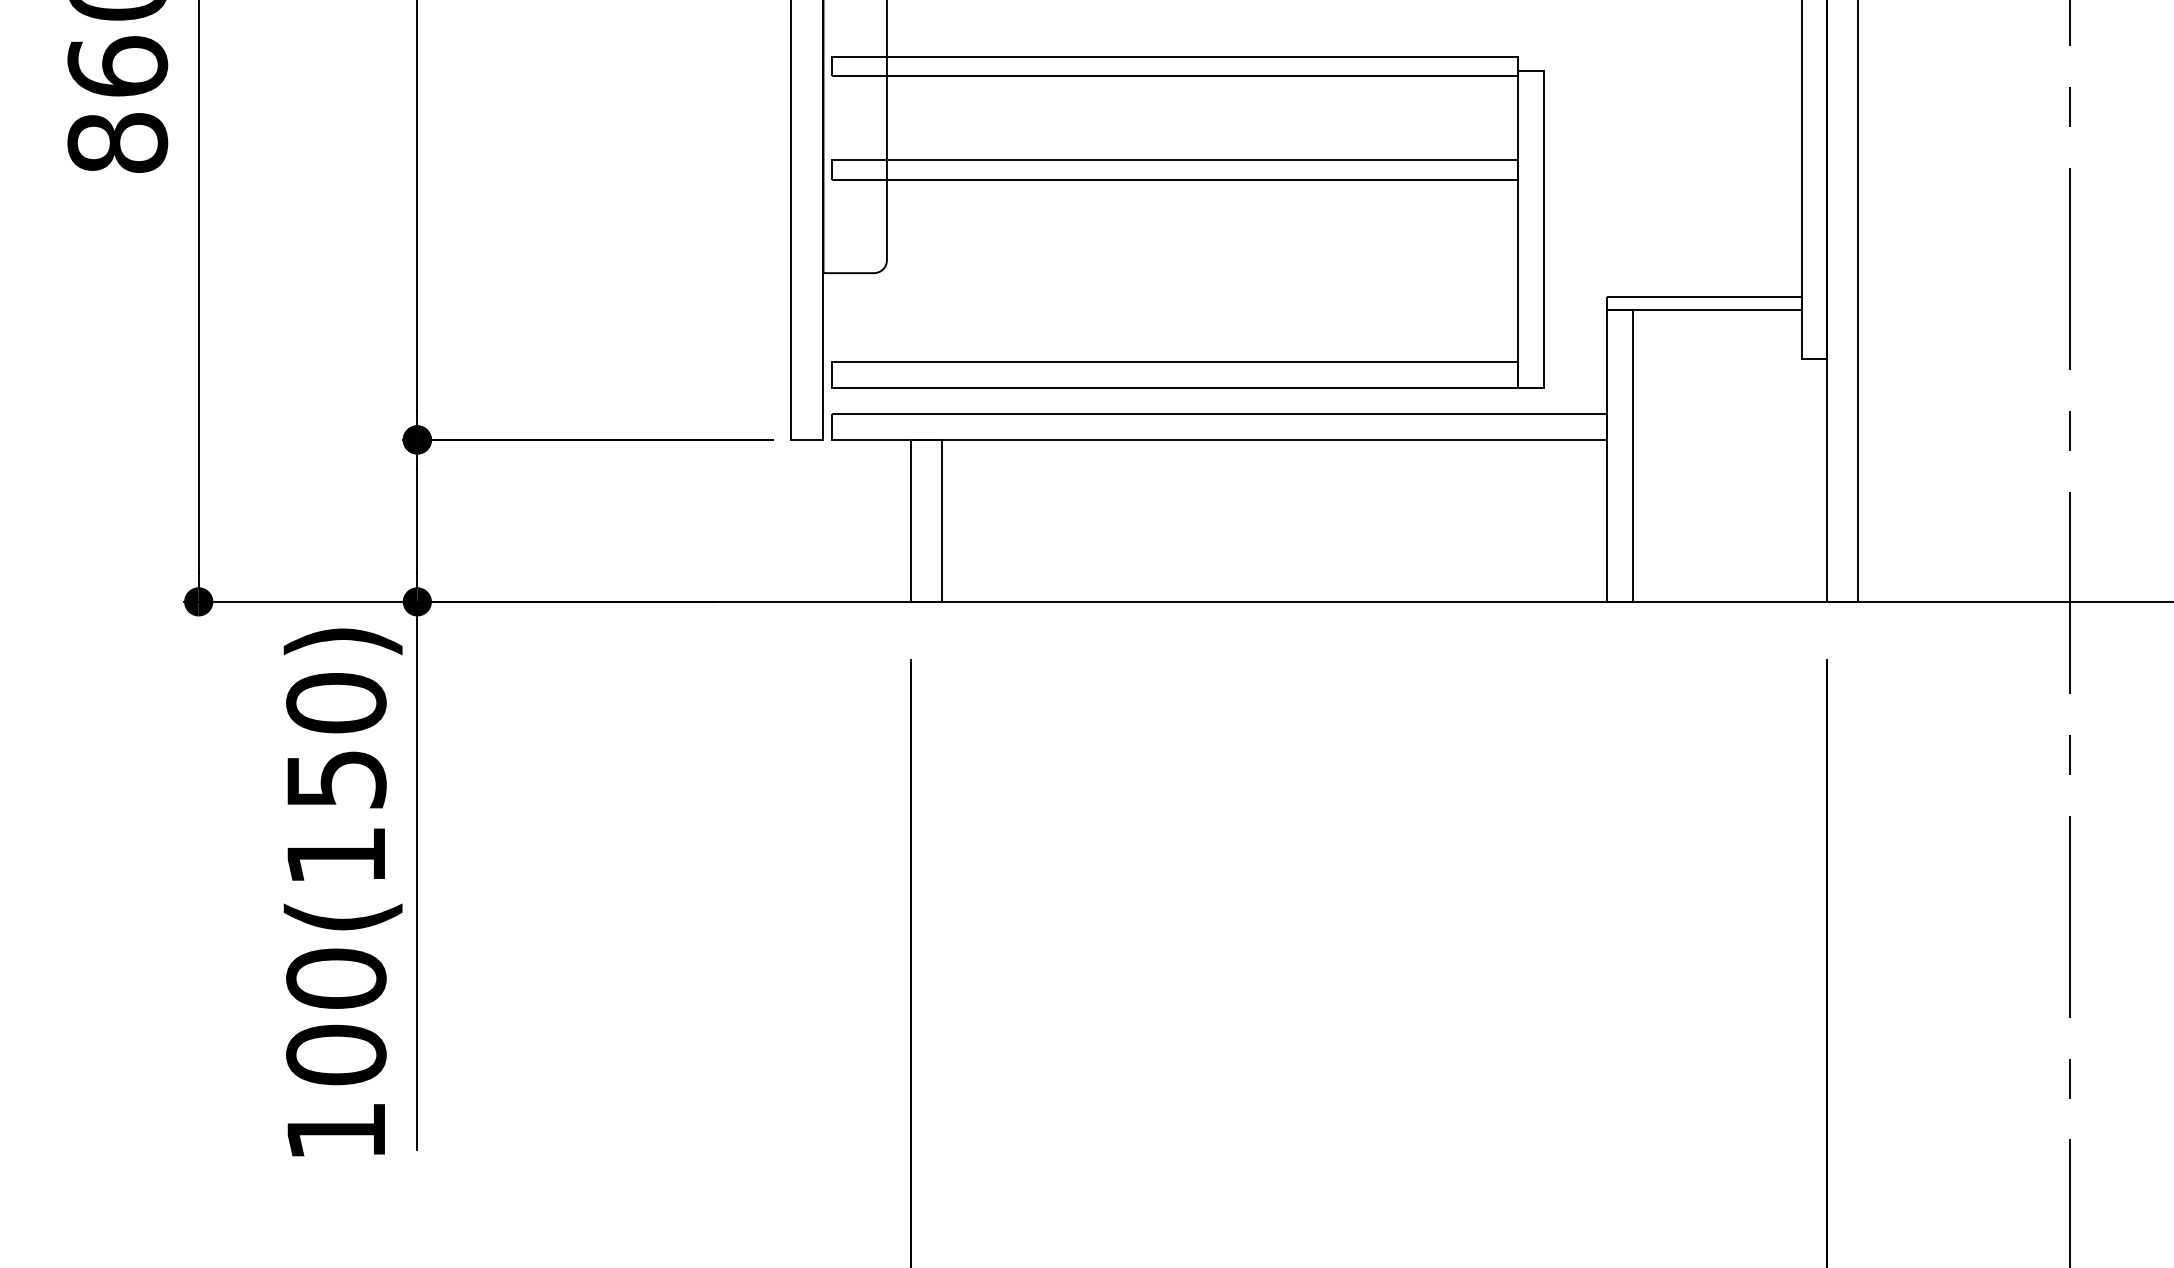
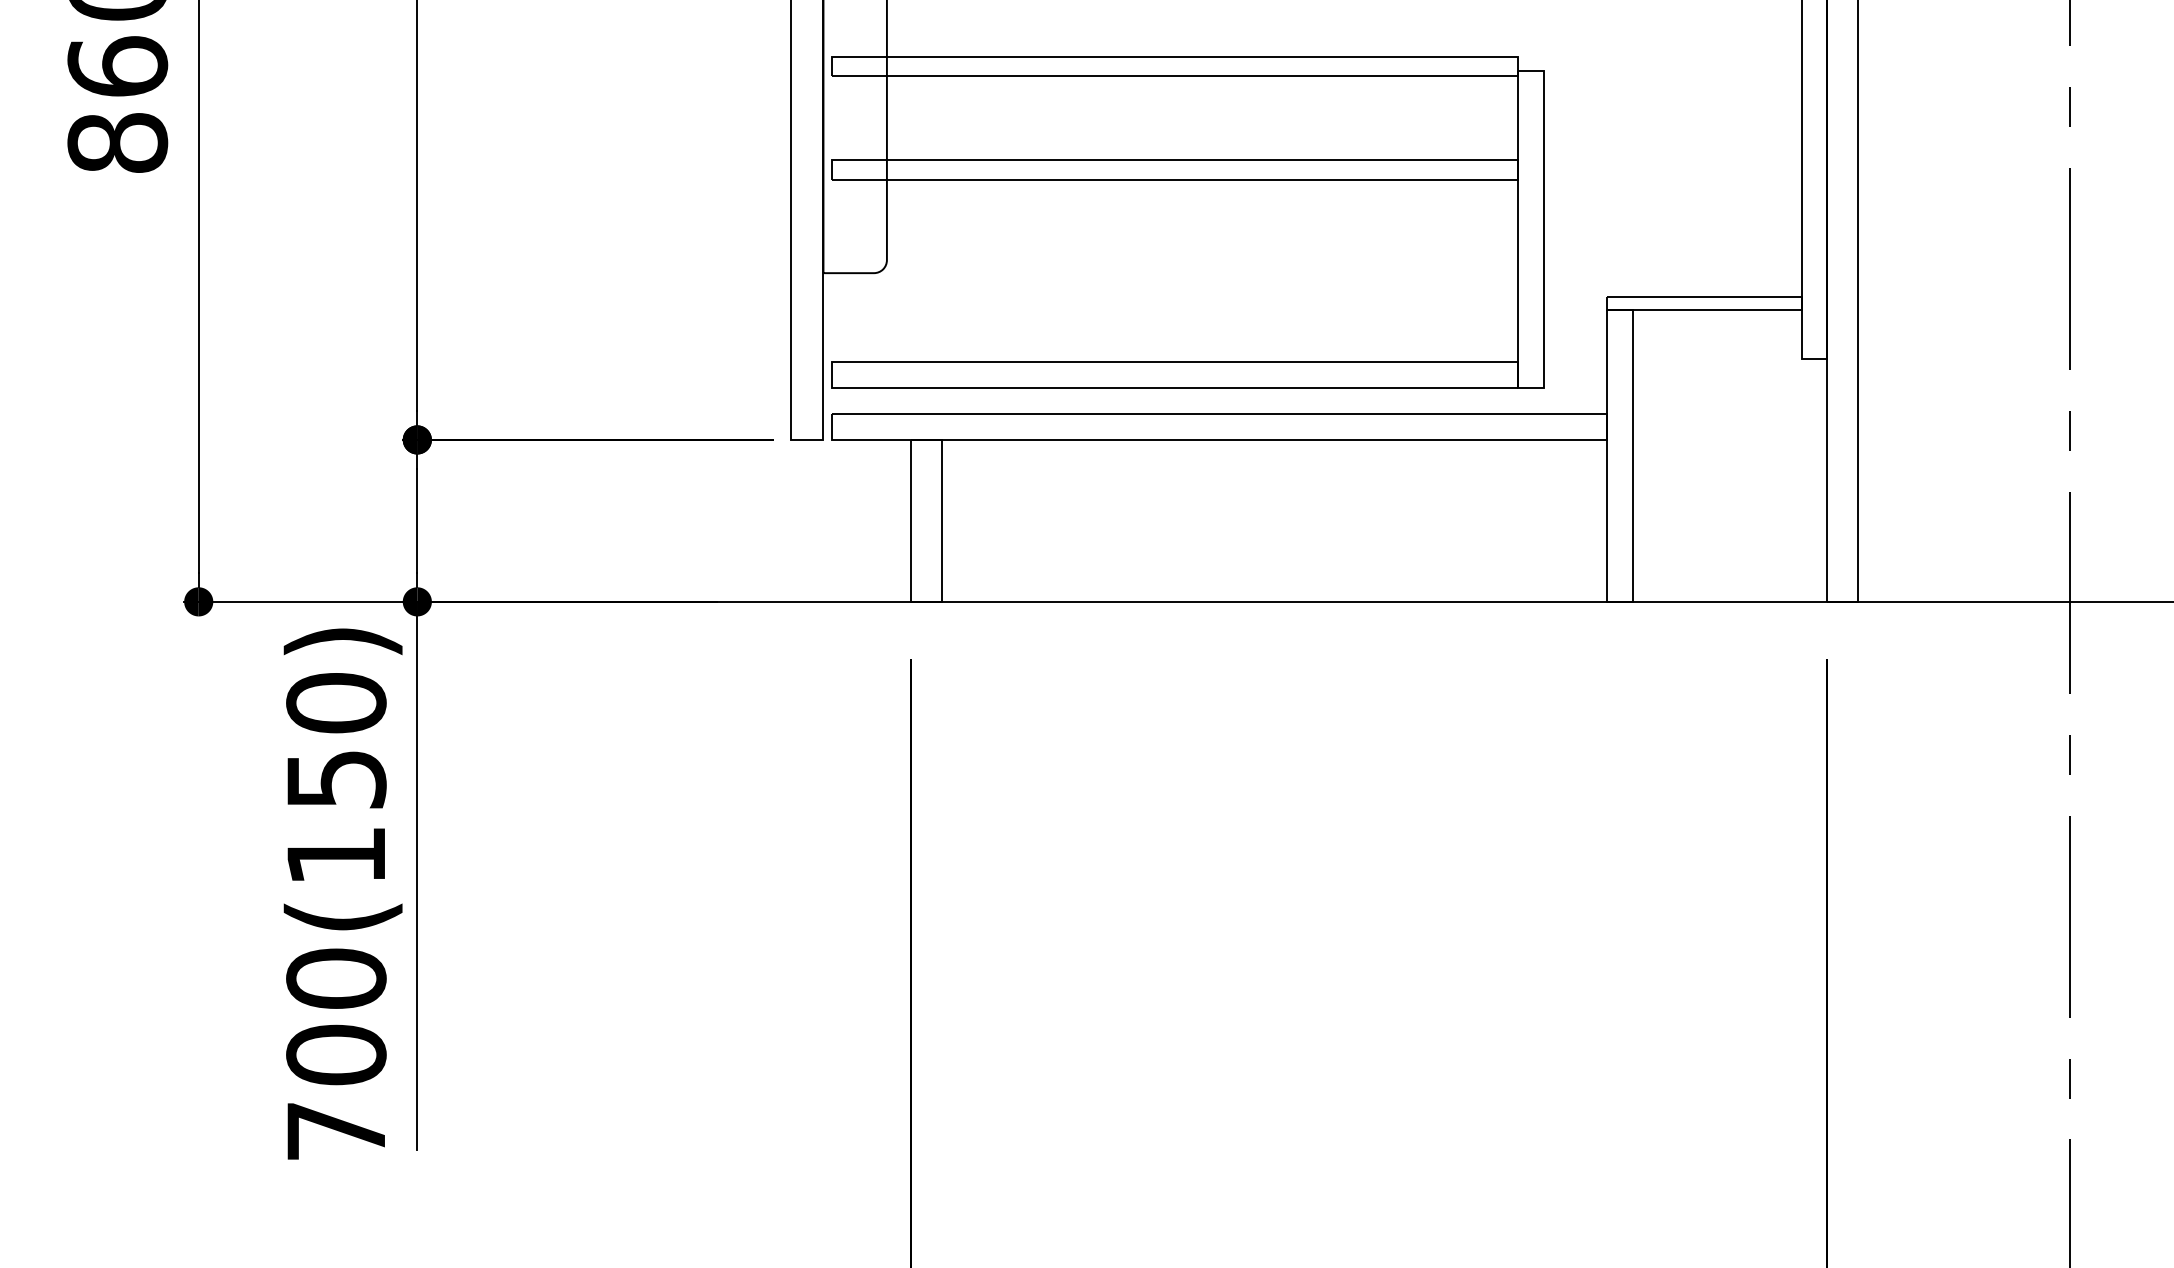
text: 100(150) -> 700(150) (335, 1131)
